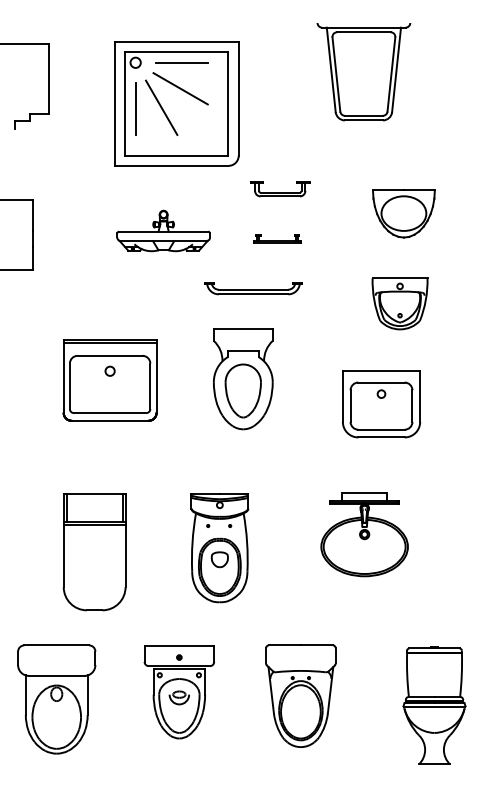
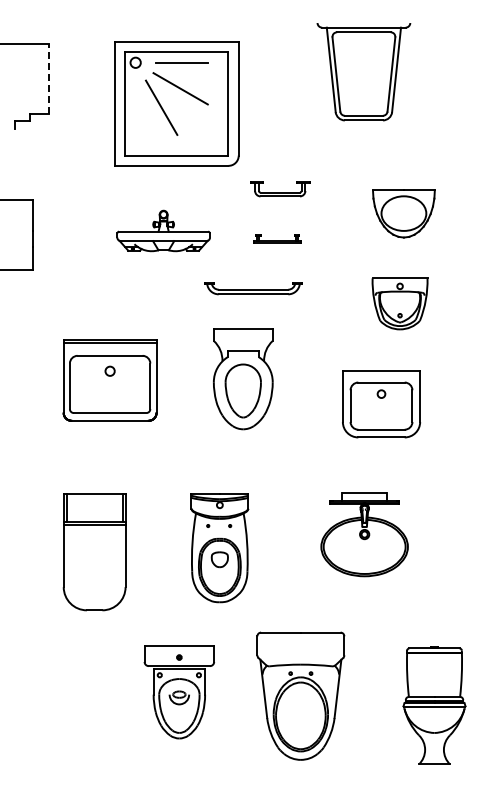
line: solid -> dashed (49, 78)
line: present -> none (135, 108)
part size: 72x104 px -> 90x130 px (300, 695)
part: present -> none (56, 699)
